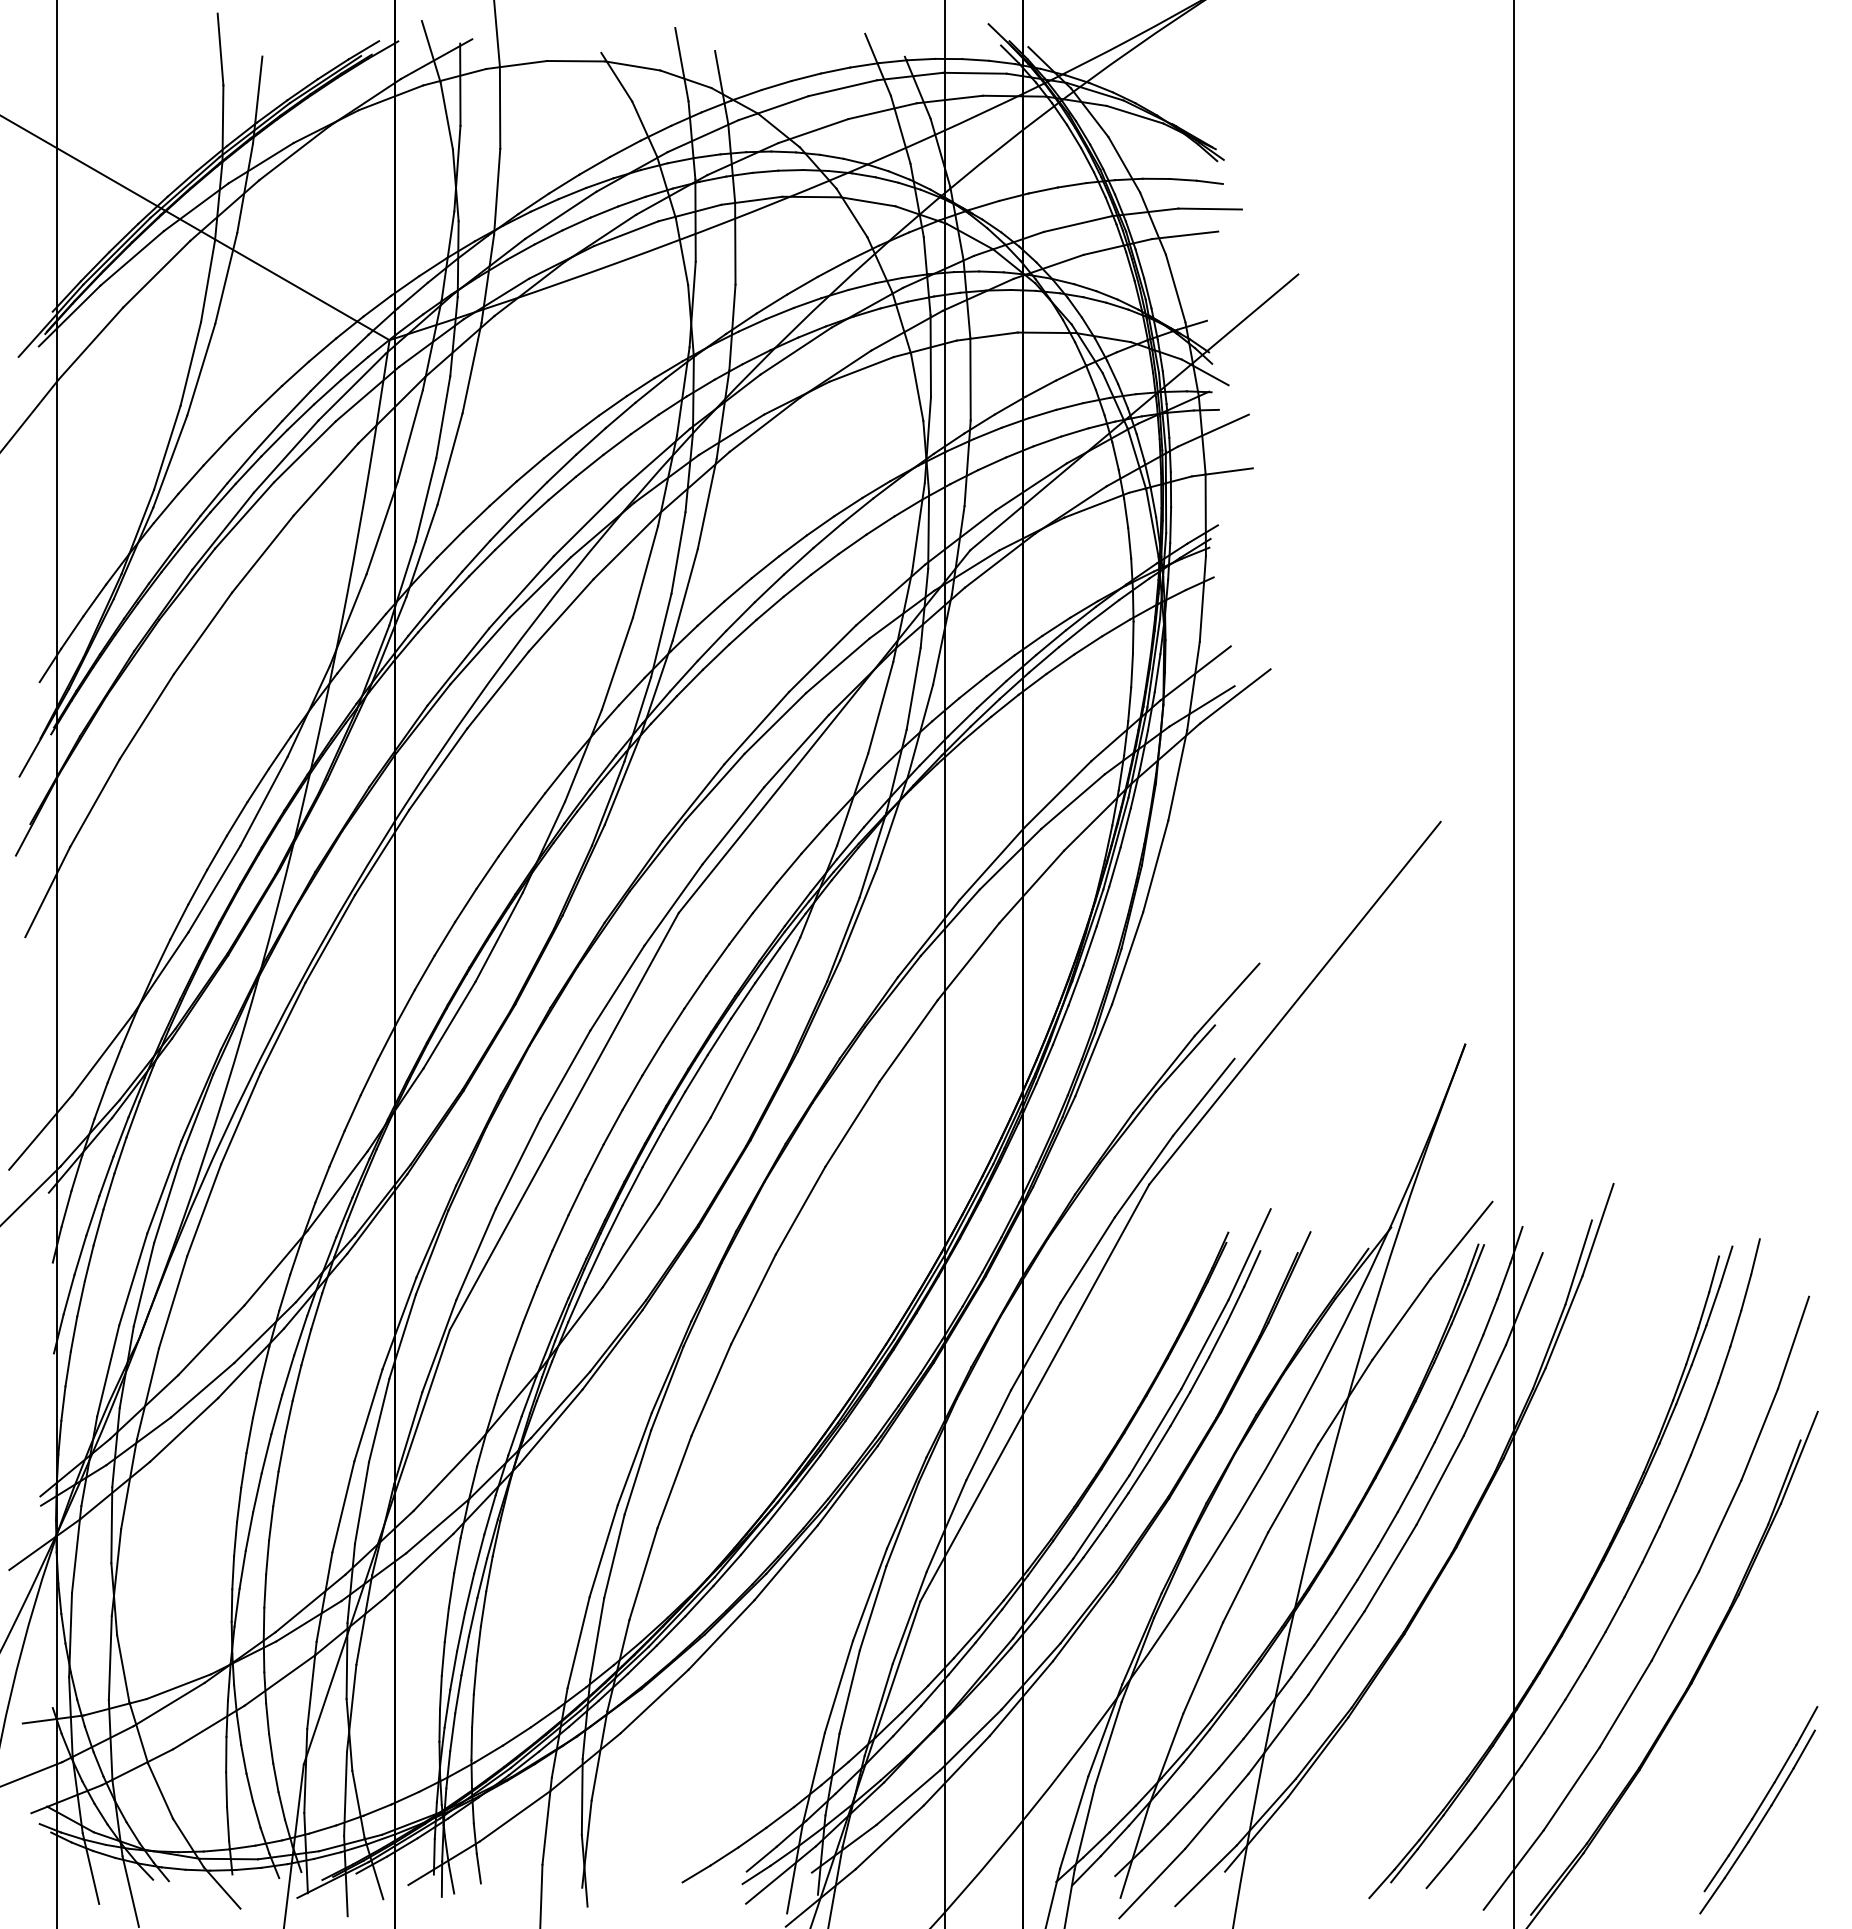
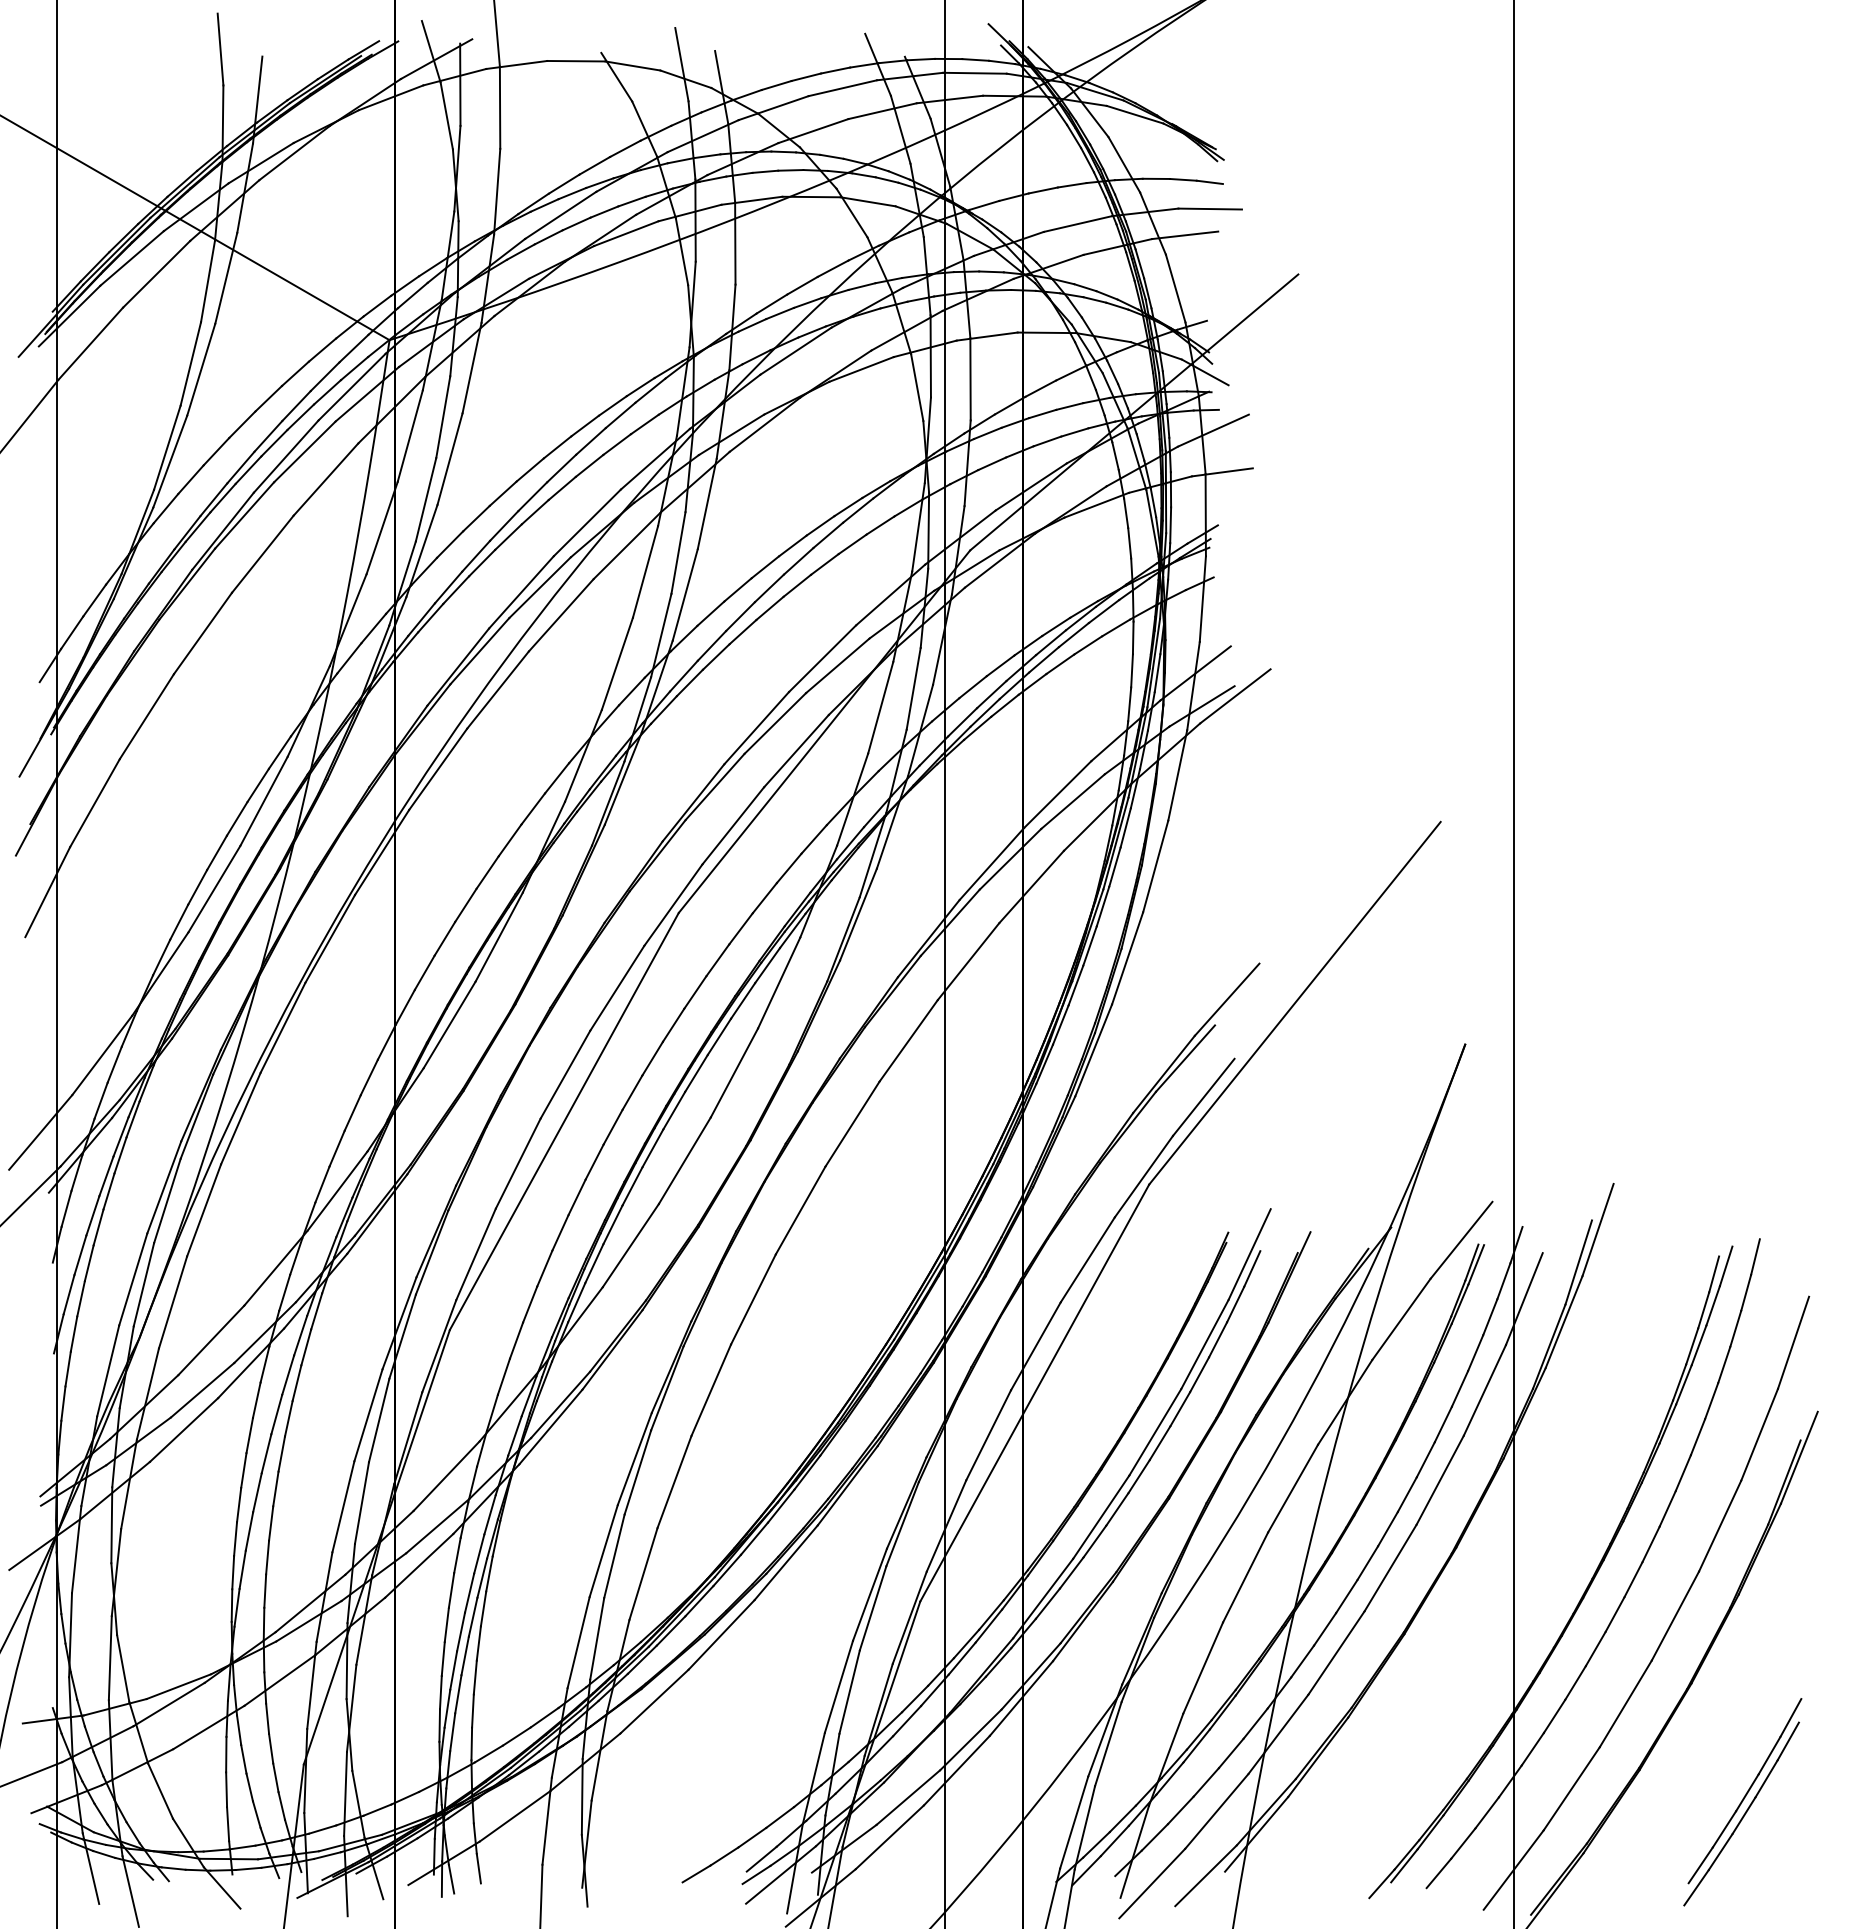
part position: (1758, 1810) -> (1742, 1802) (1742, 1802)
